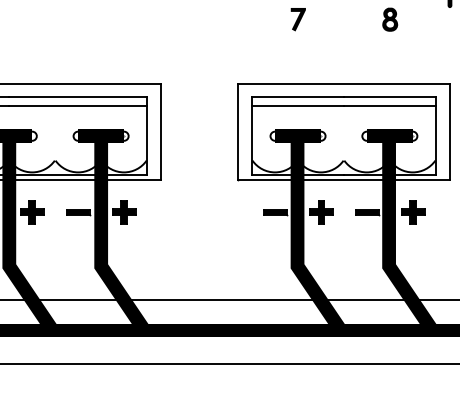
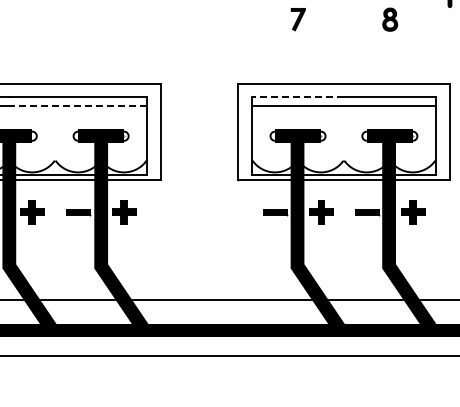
line: solid -> dashed (298, 97)
line: solid -> dashed (78, 106)
line position: (229, 364) -> (229, 356) (229, 356)
